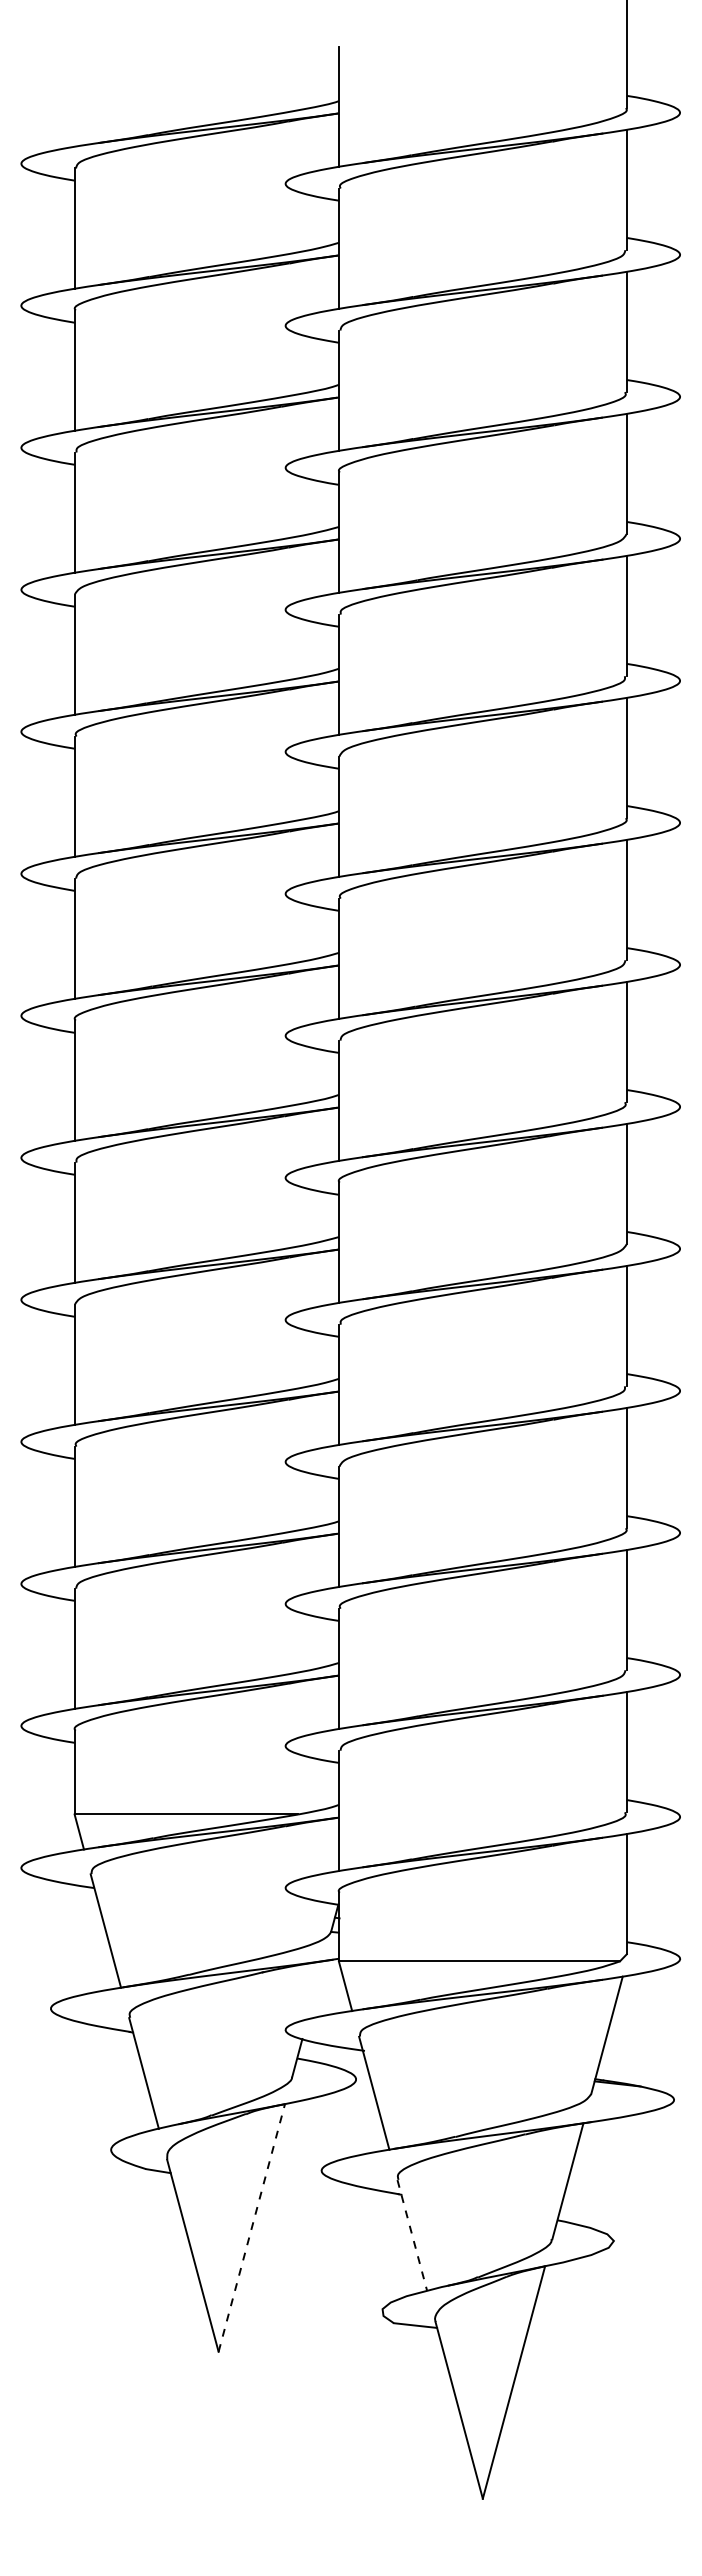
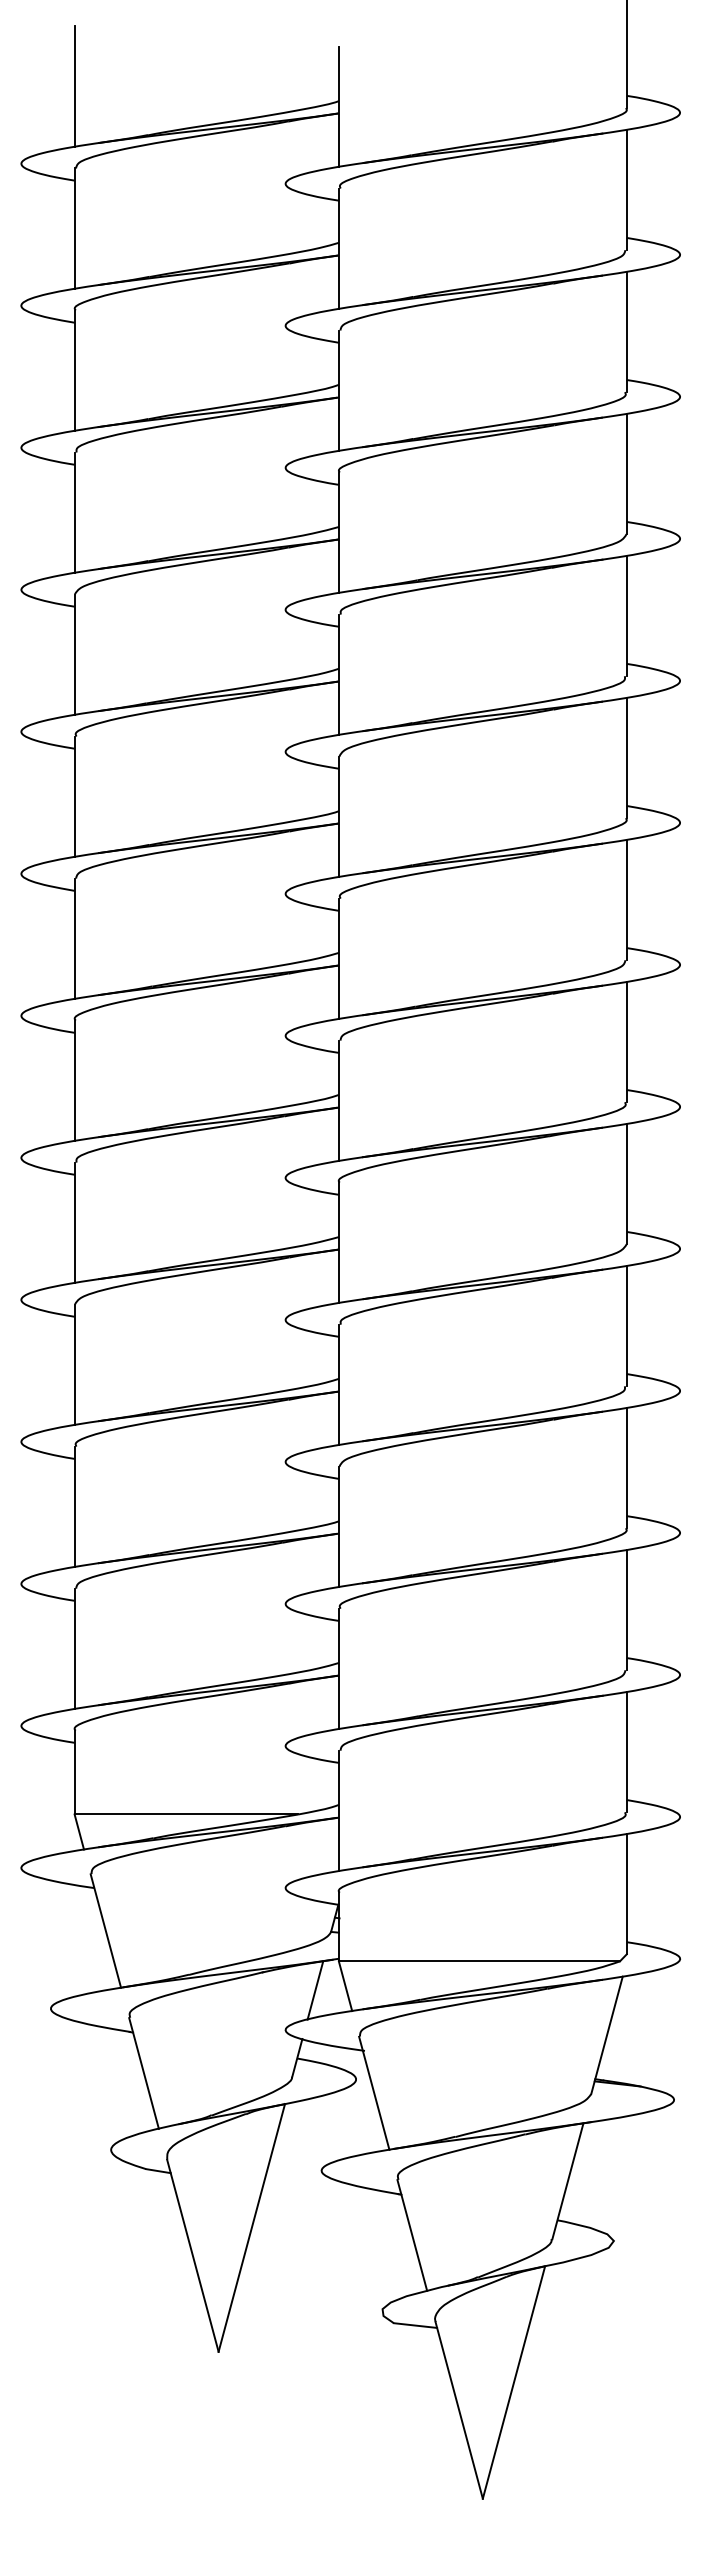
line: none -> present (74, 86)
line: none -> present (315, 1990)
line: dashed -> solid (251, 2227)
line: dashed -> solid (412, 2235)
